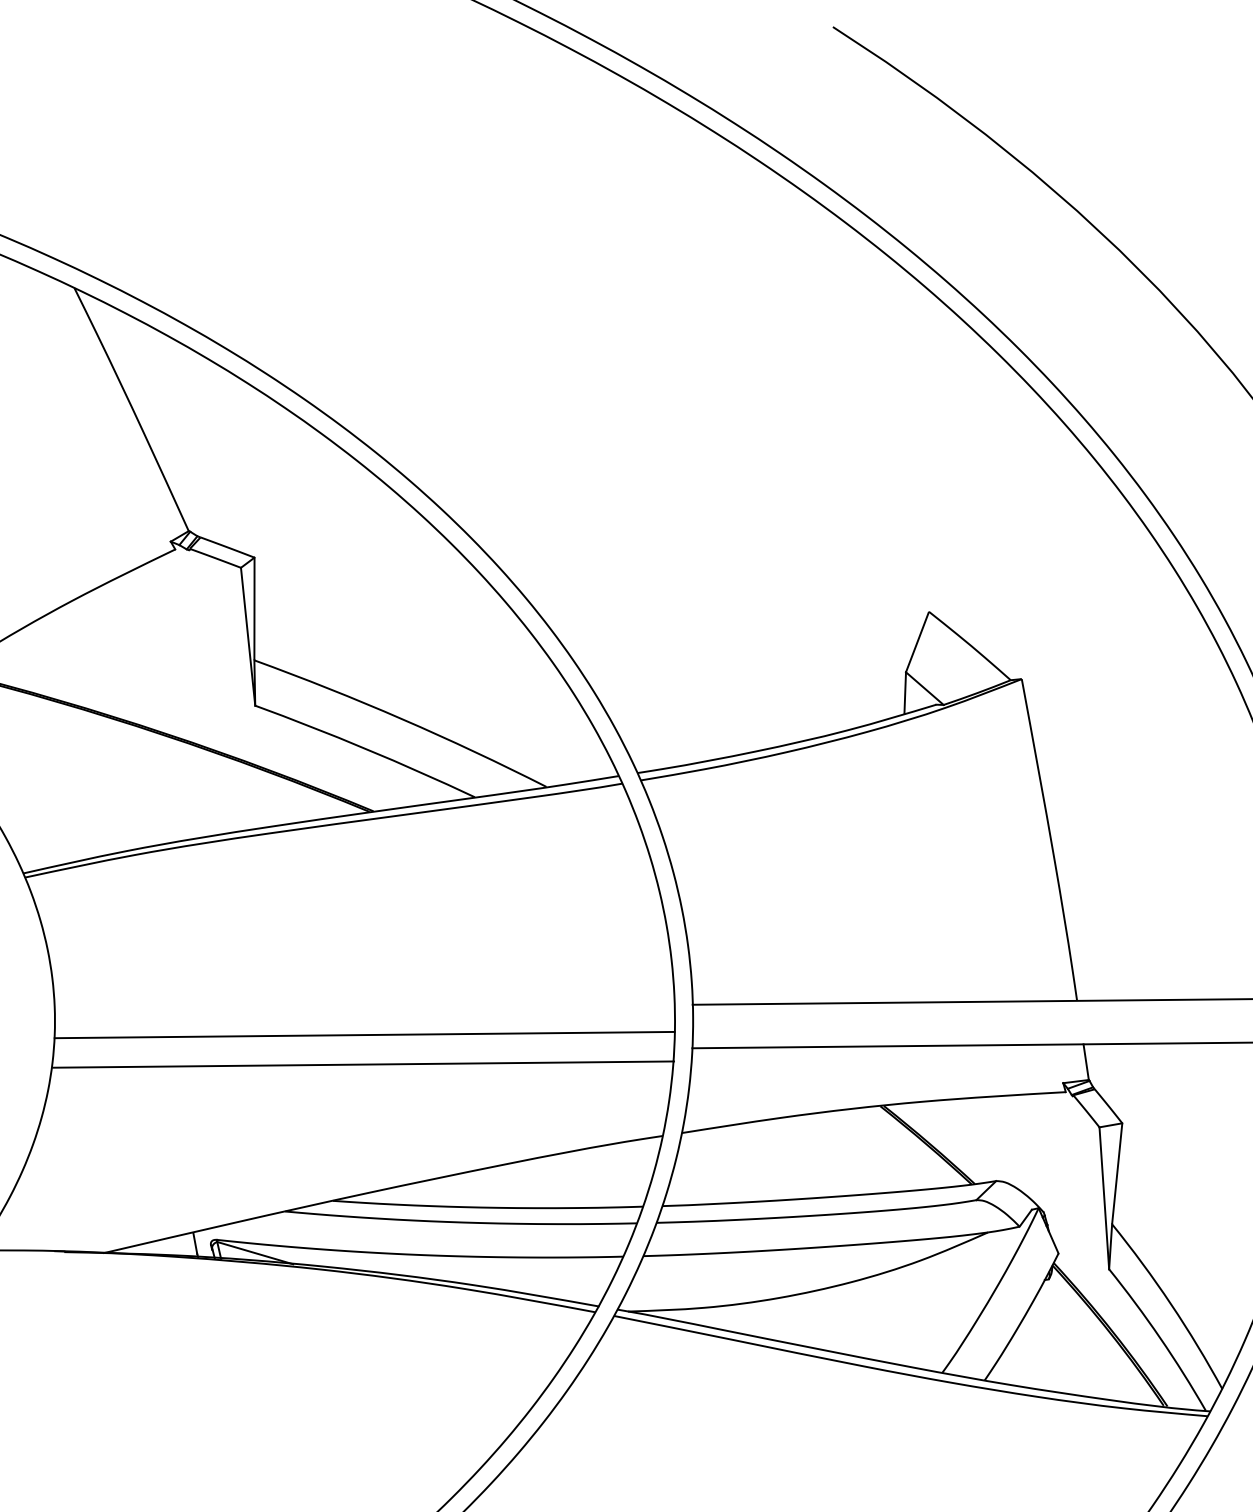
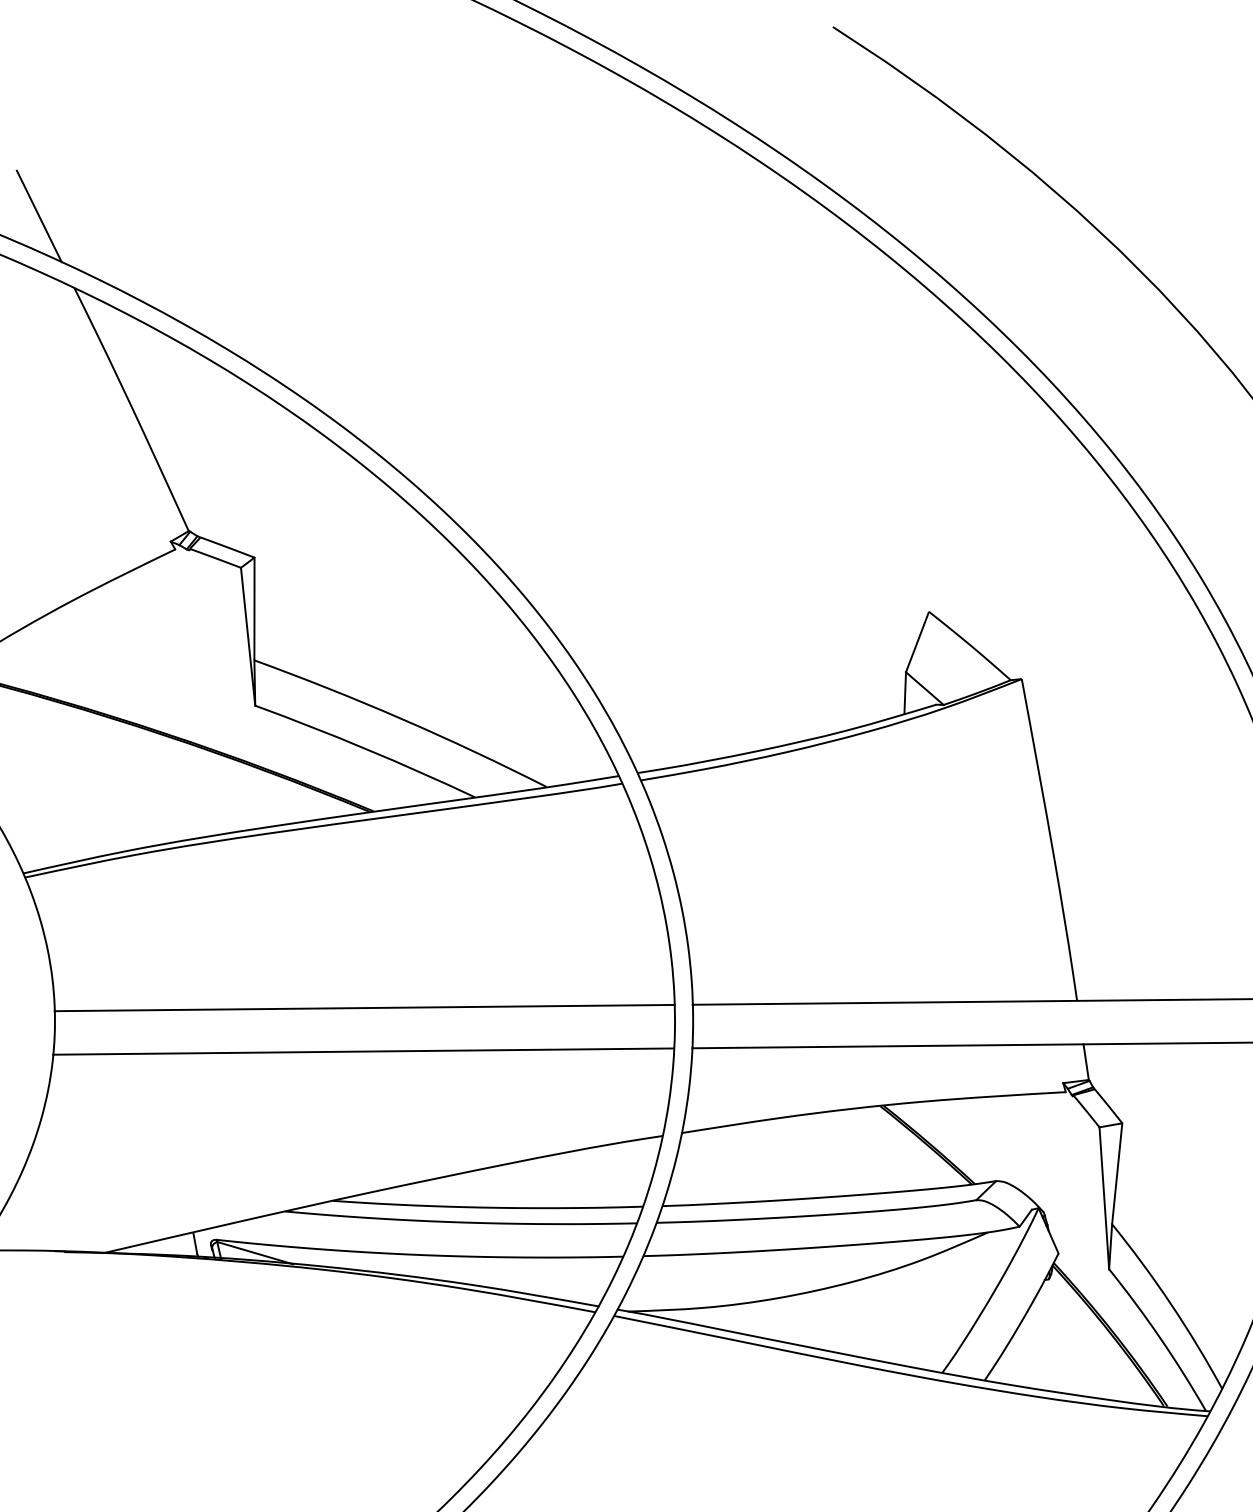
line: none -> present (38, 216)
line position: (364, 1034) -> (364, 1007) (364, 1007)
line position: (363, 1064) -> (363, 1051) (363, 1051)
